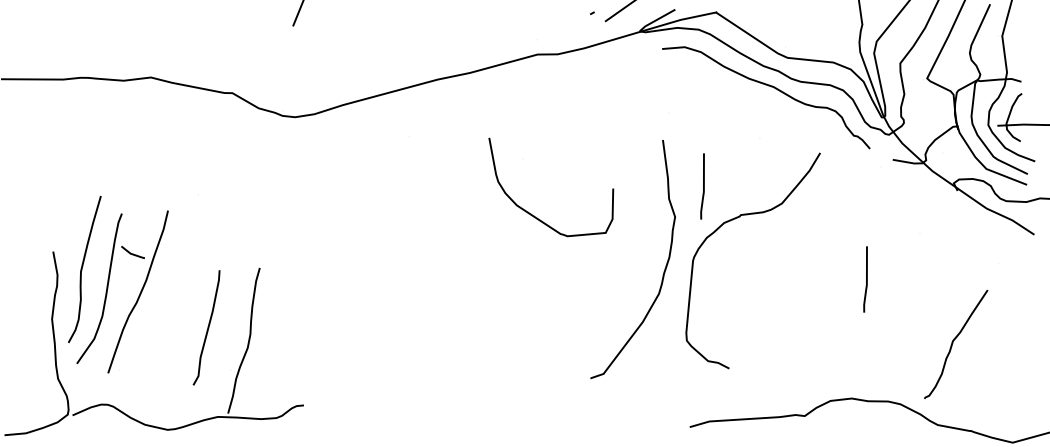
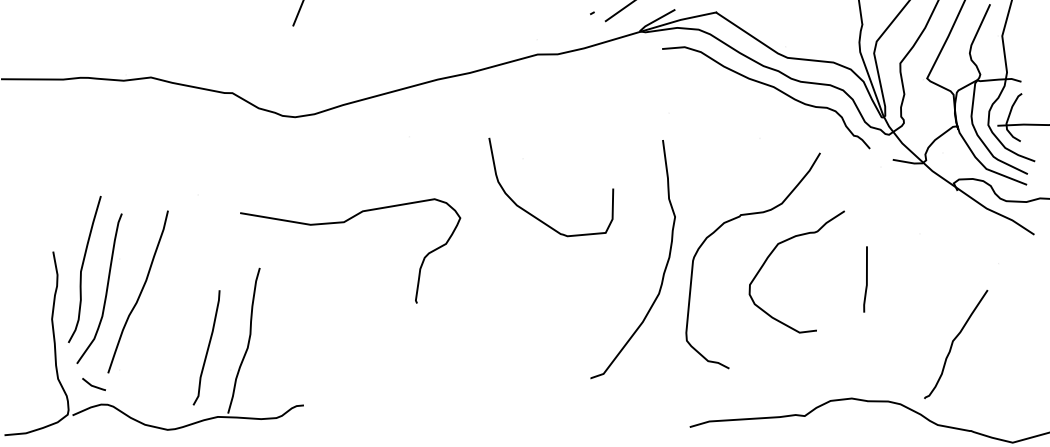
line: present -> none (703, 186)
curve: none -> present (343, 223)
line position: (132, 253) -> (93, 385) (93, 385)
curve: none -> present (772, 253)
curve position: (207, 327) -> (207, 347) (207, 347)
